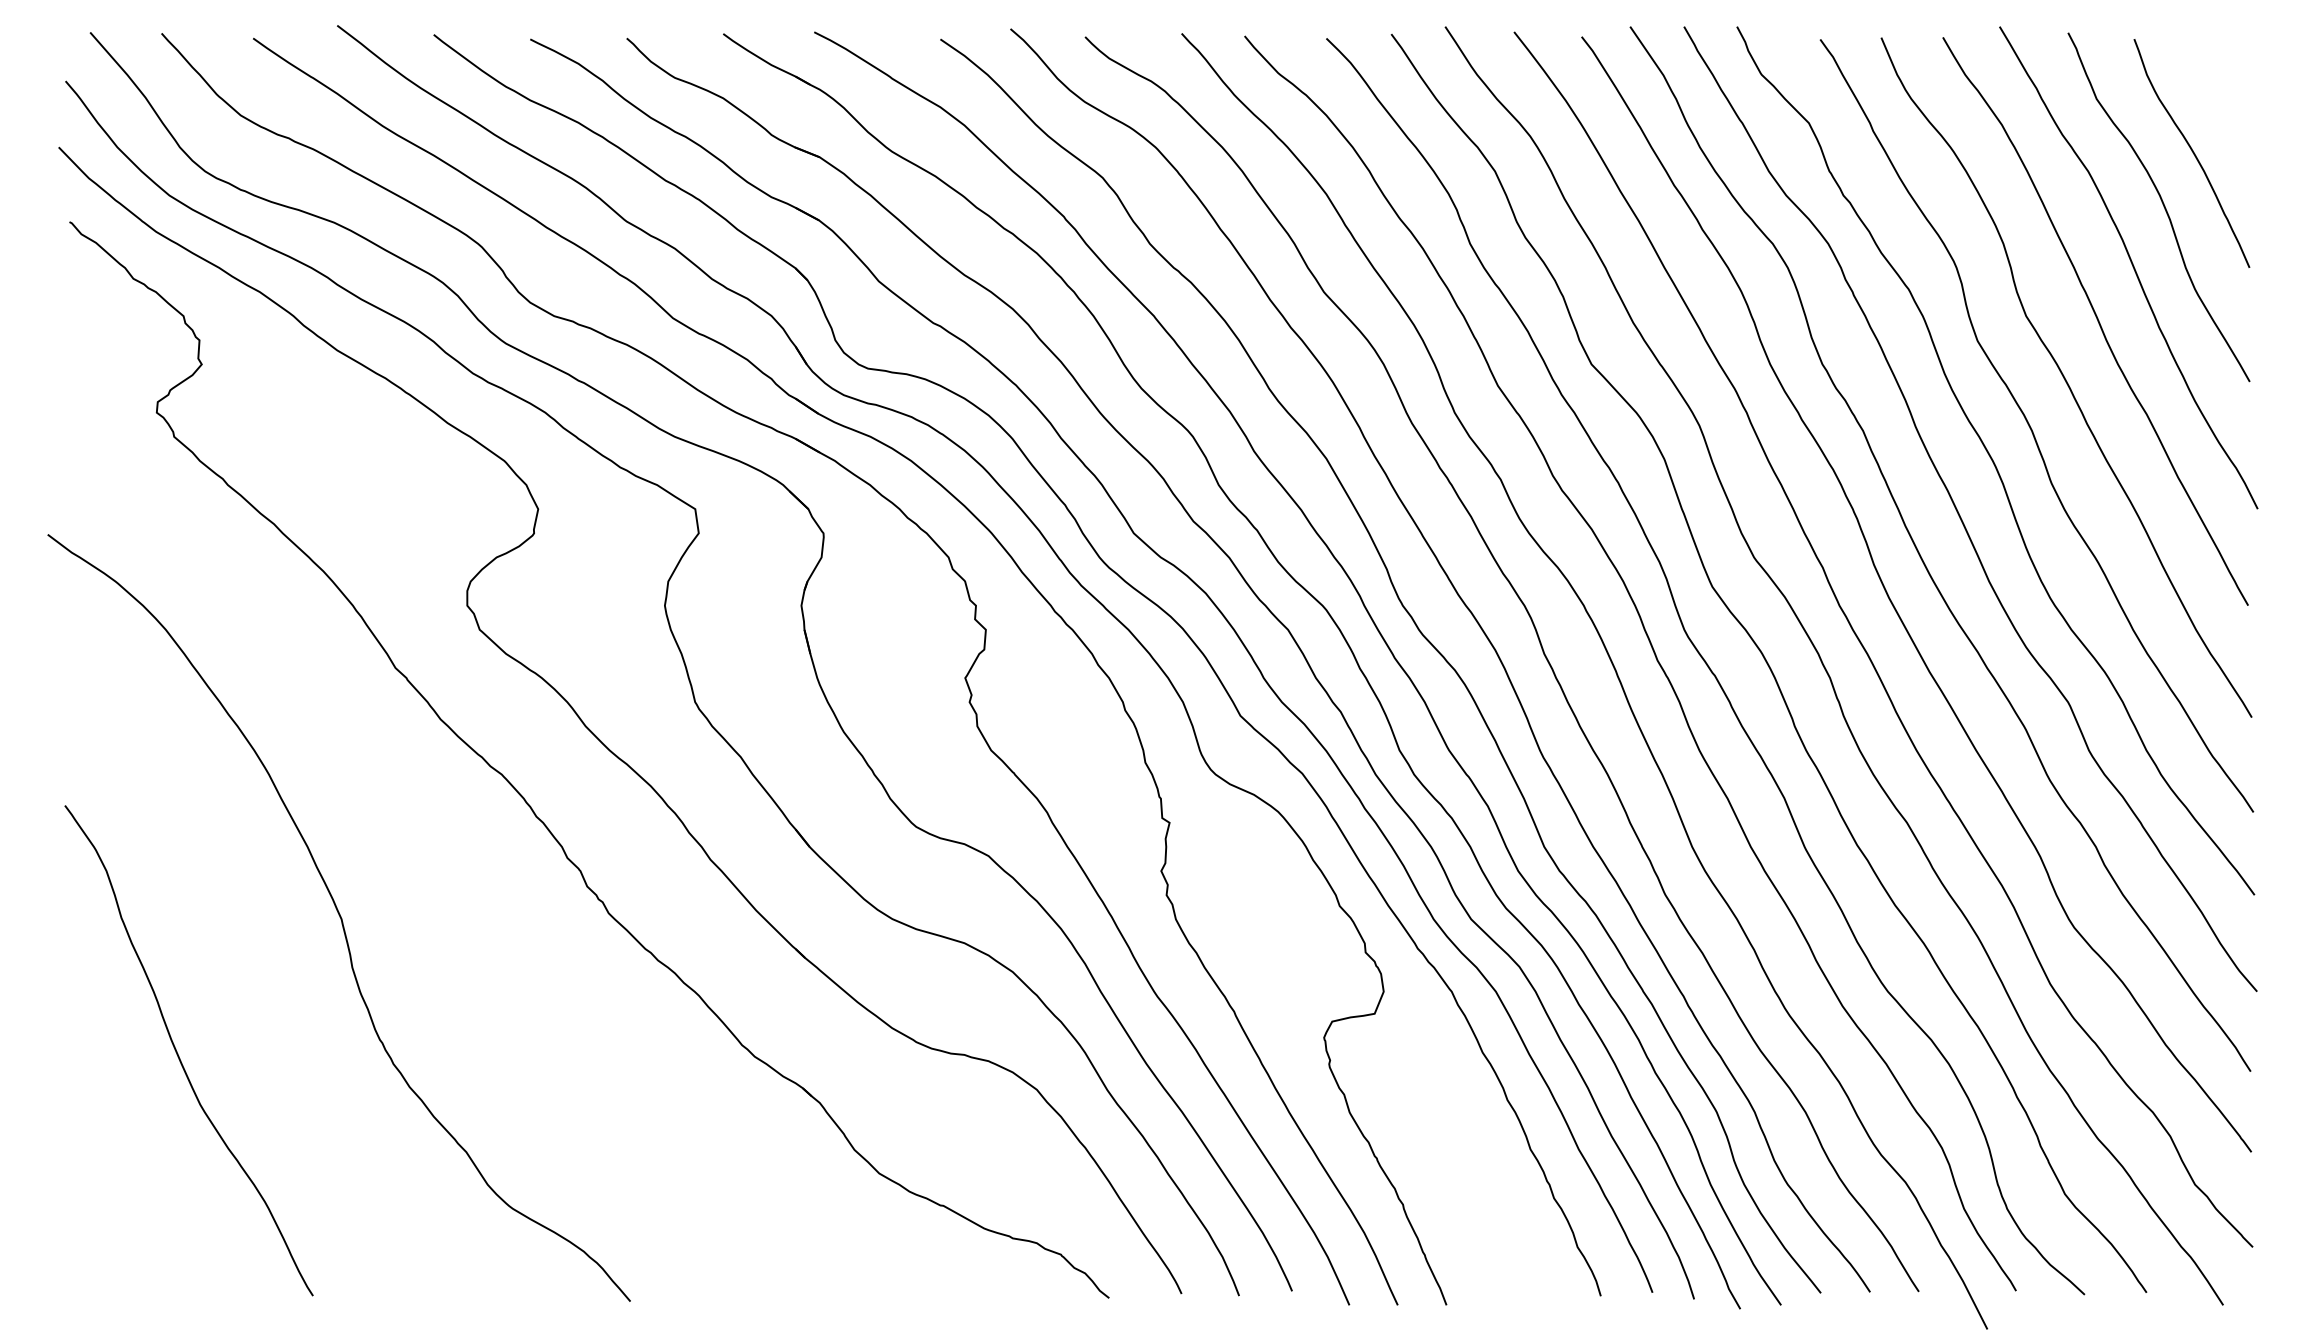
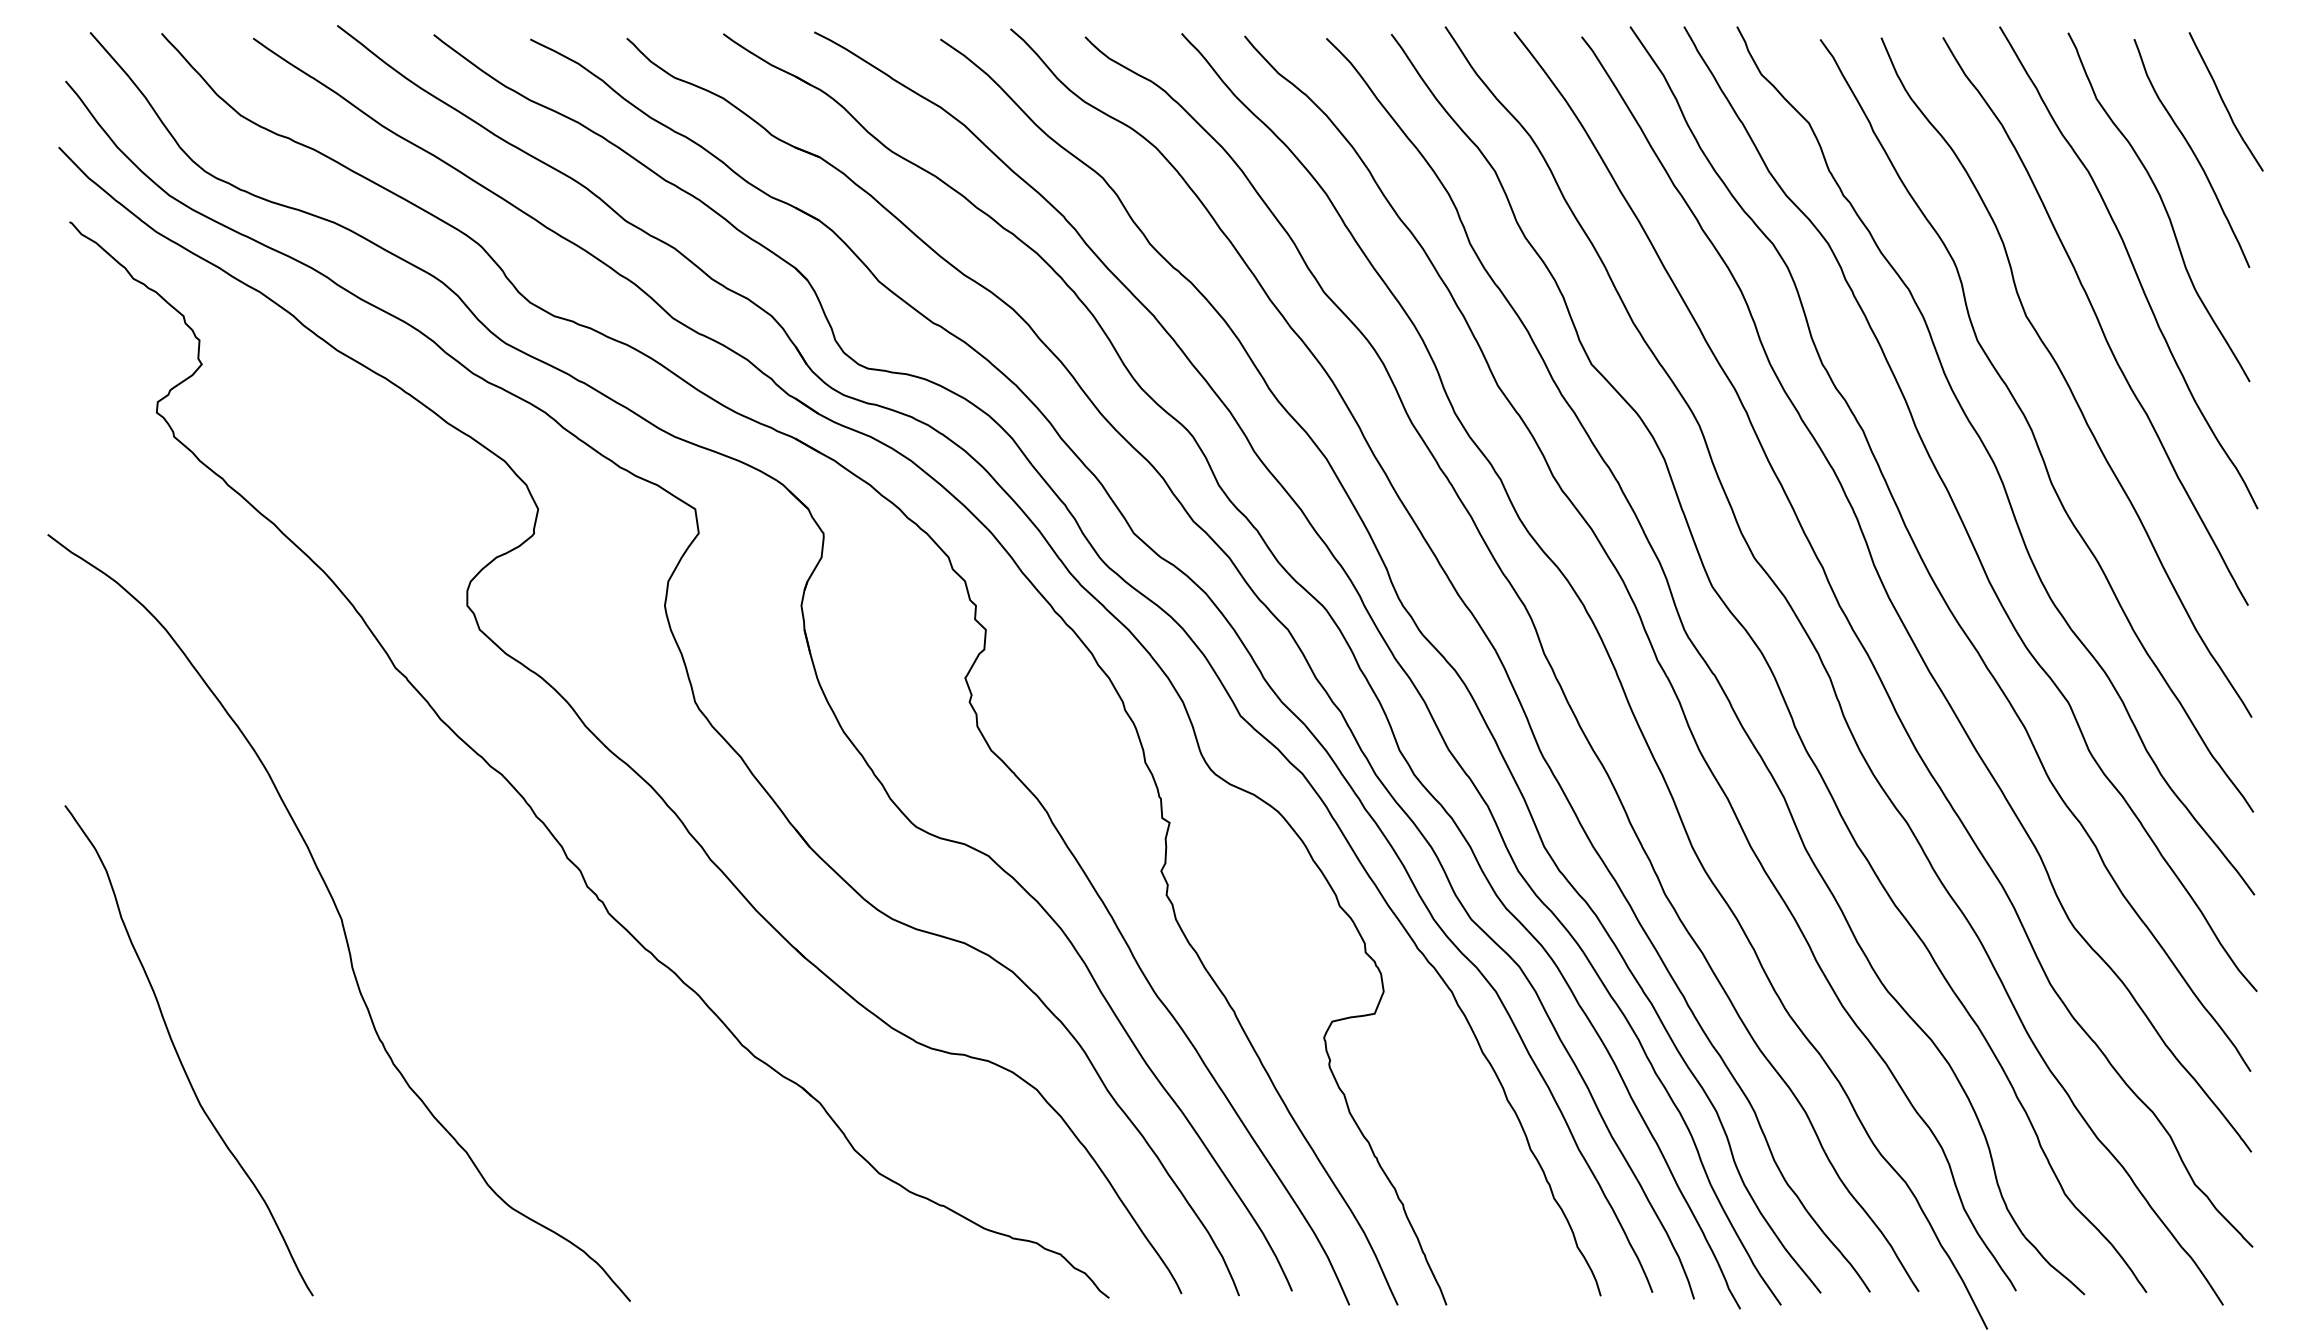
curve: none -> present (2224, 101)
